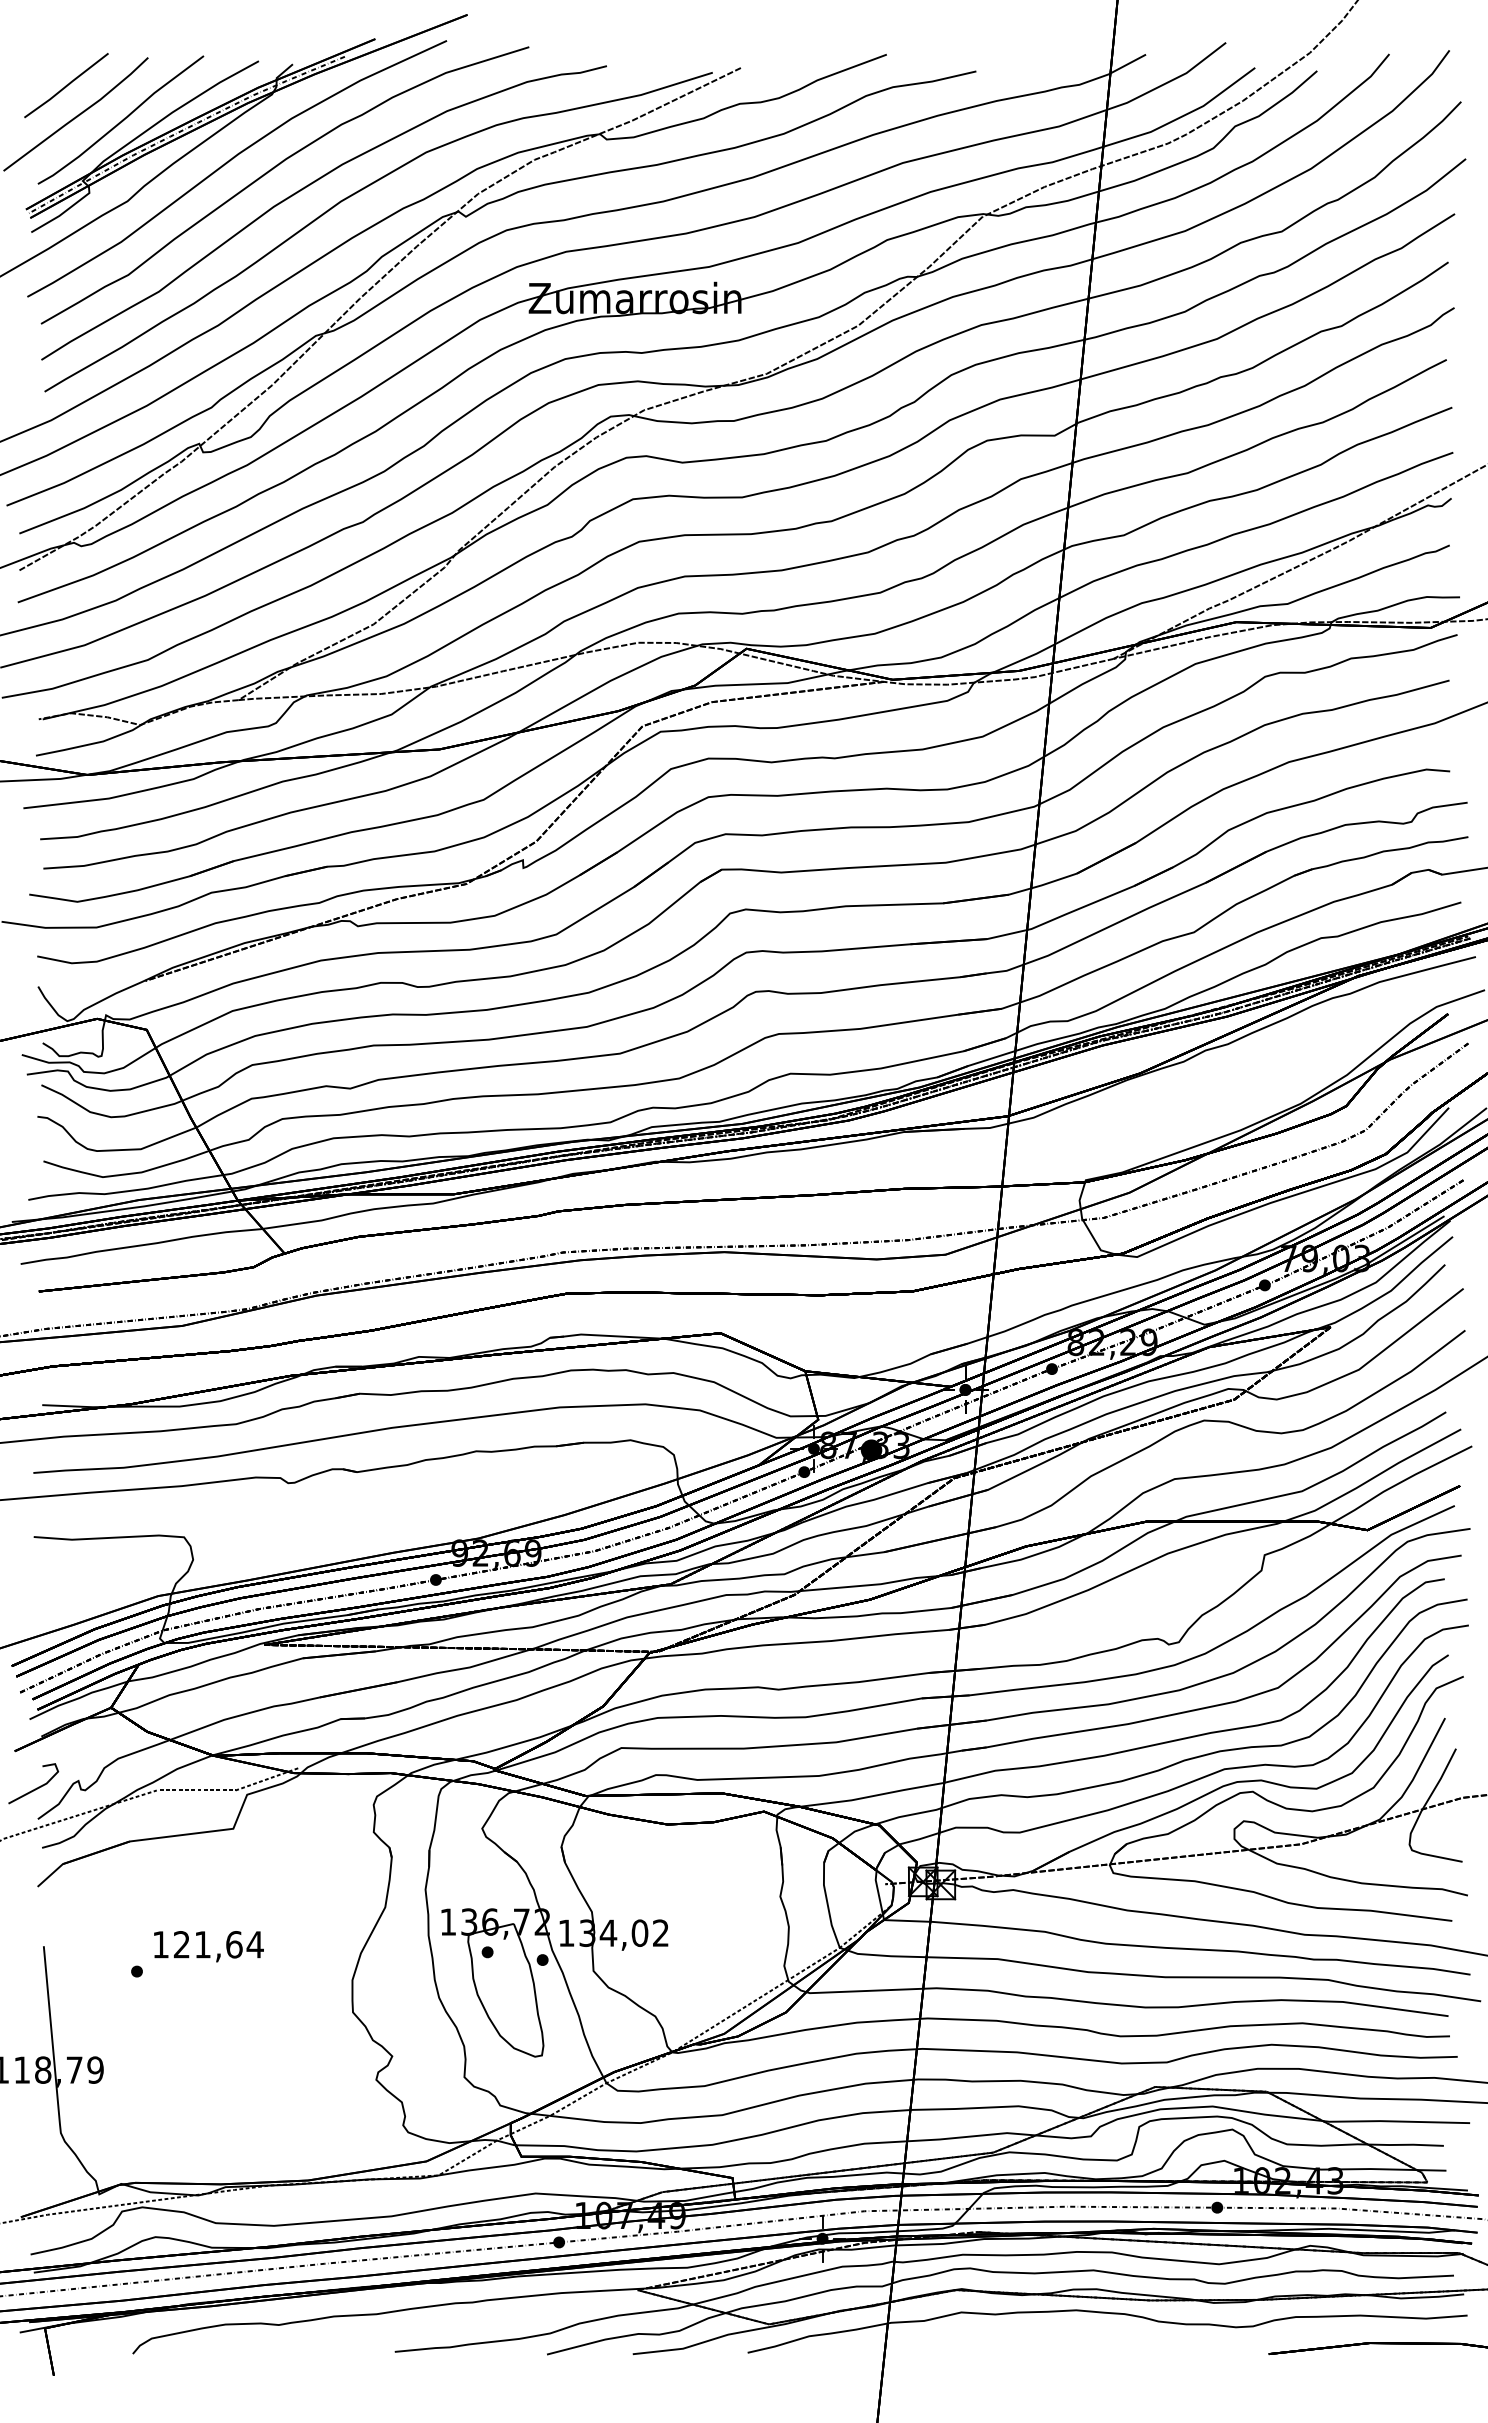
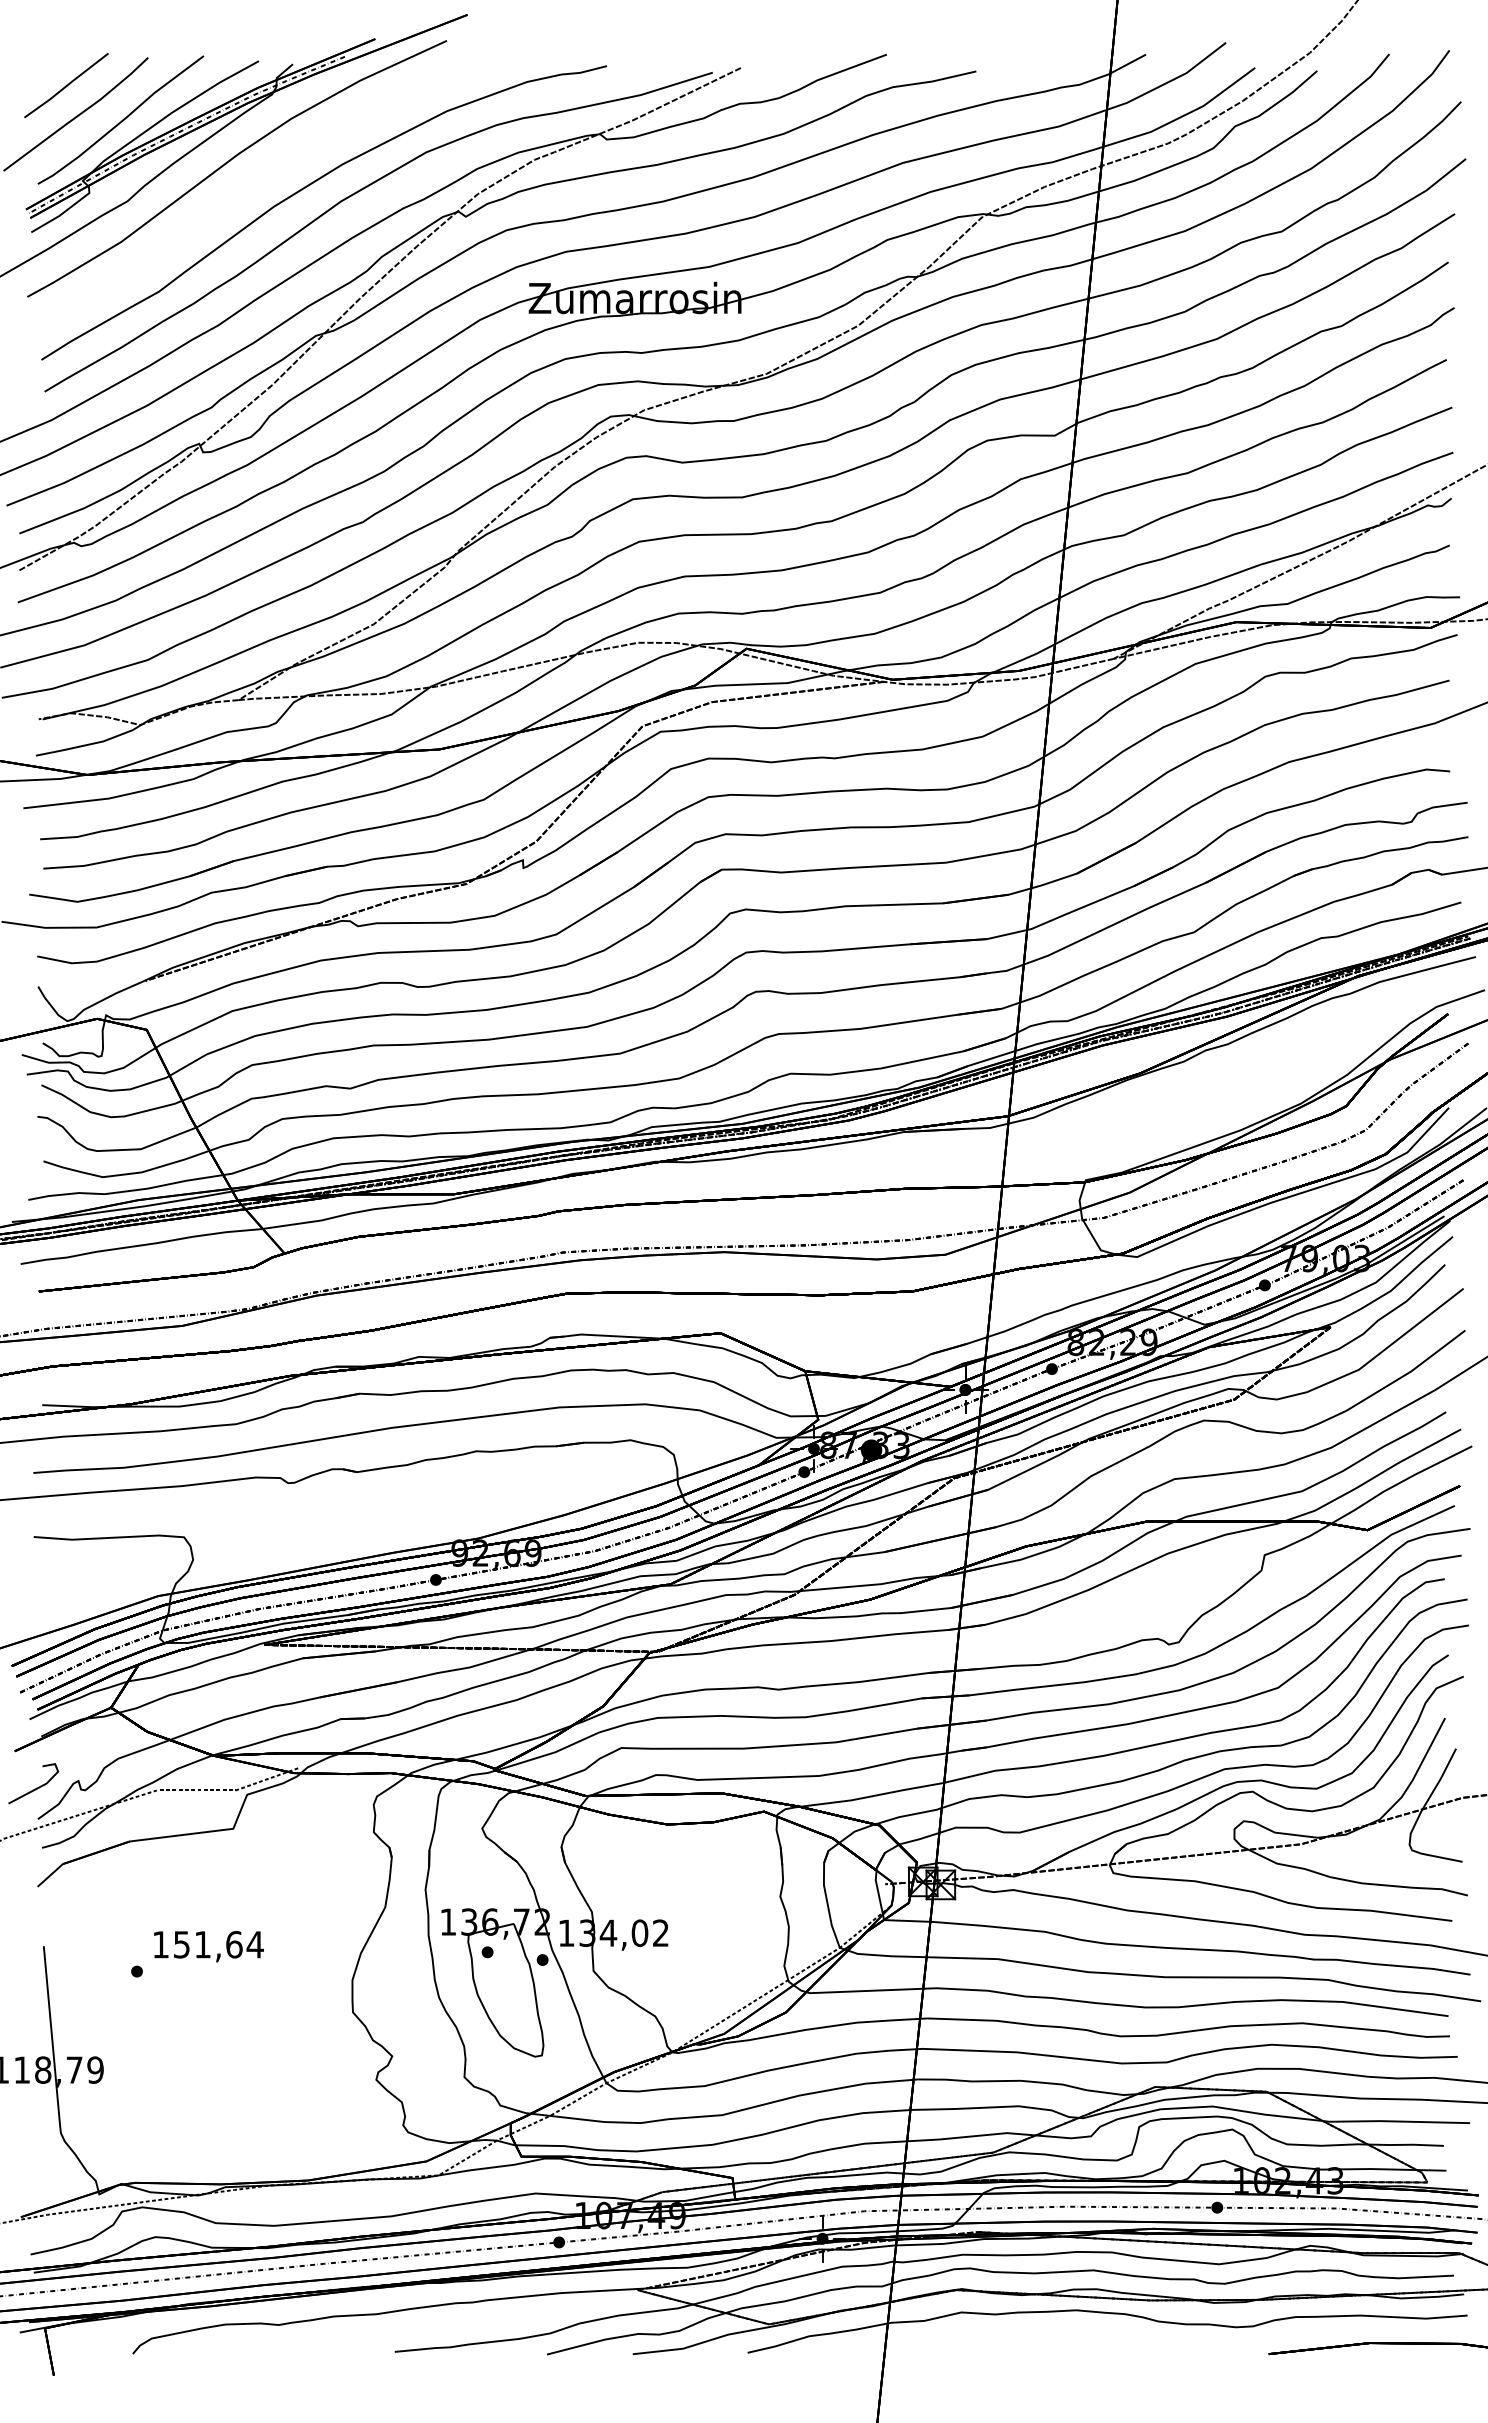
curve: present -> none (272, 170)
text: 121,64 -> 151,64 (181, 1944)
